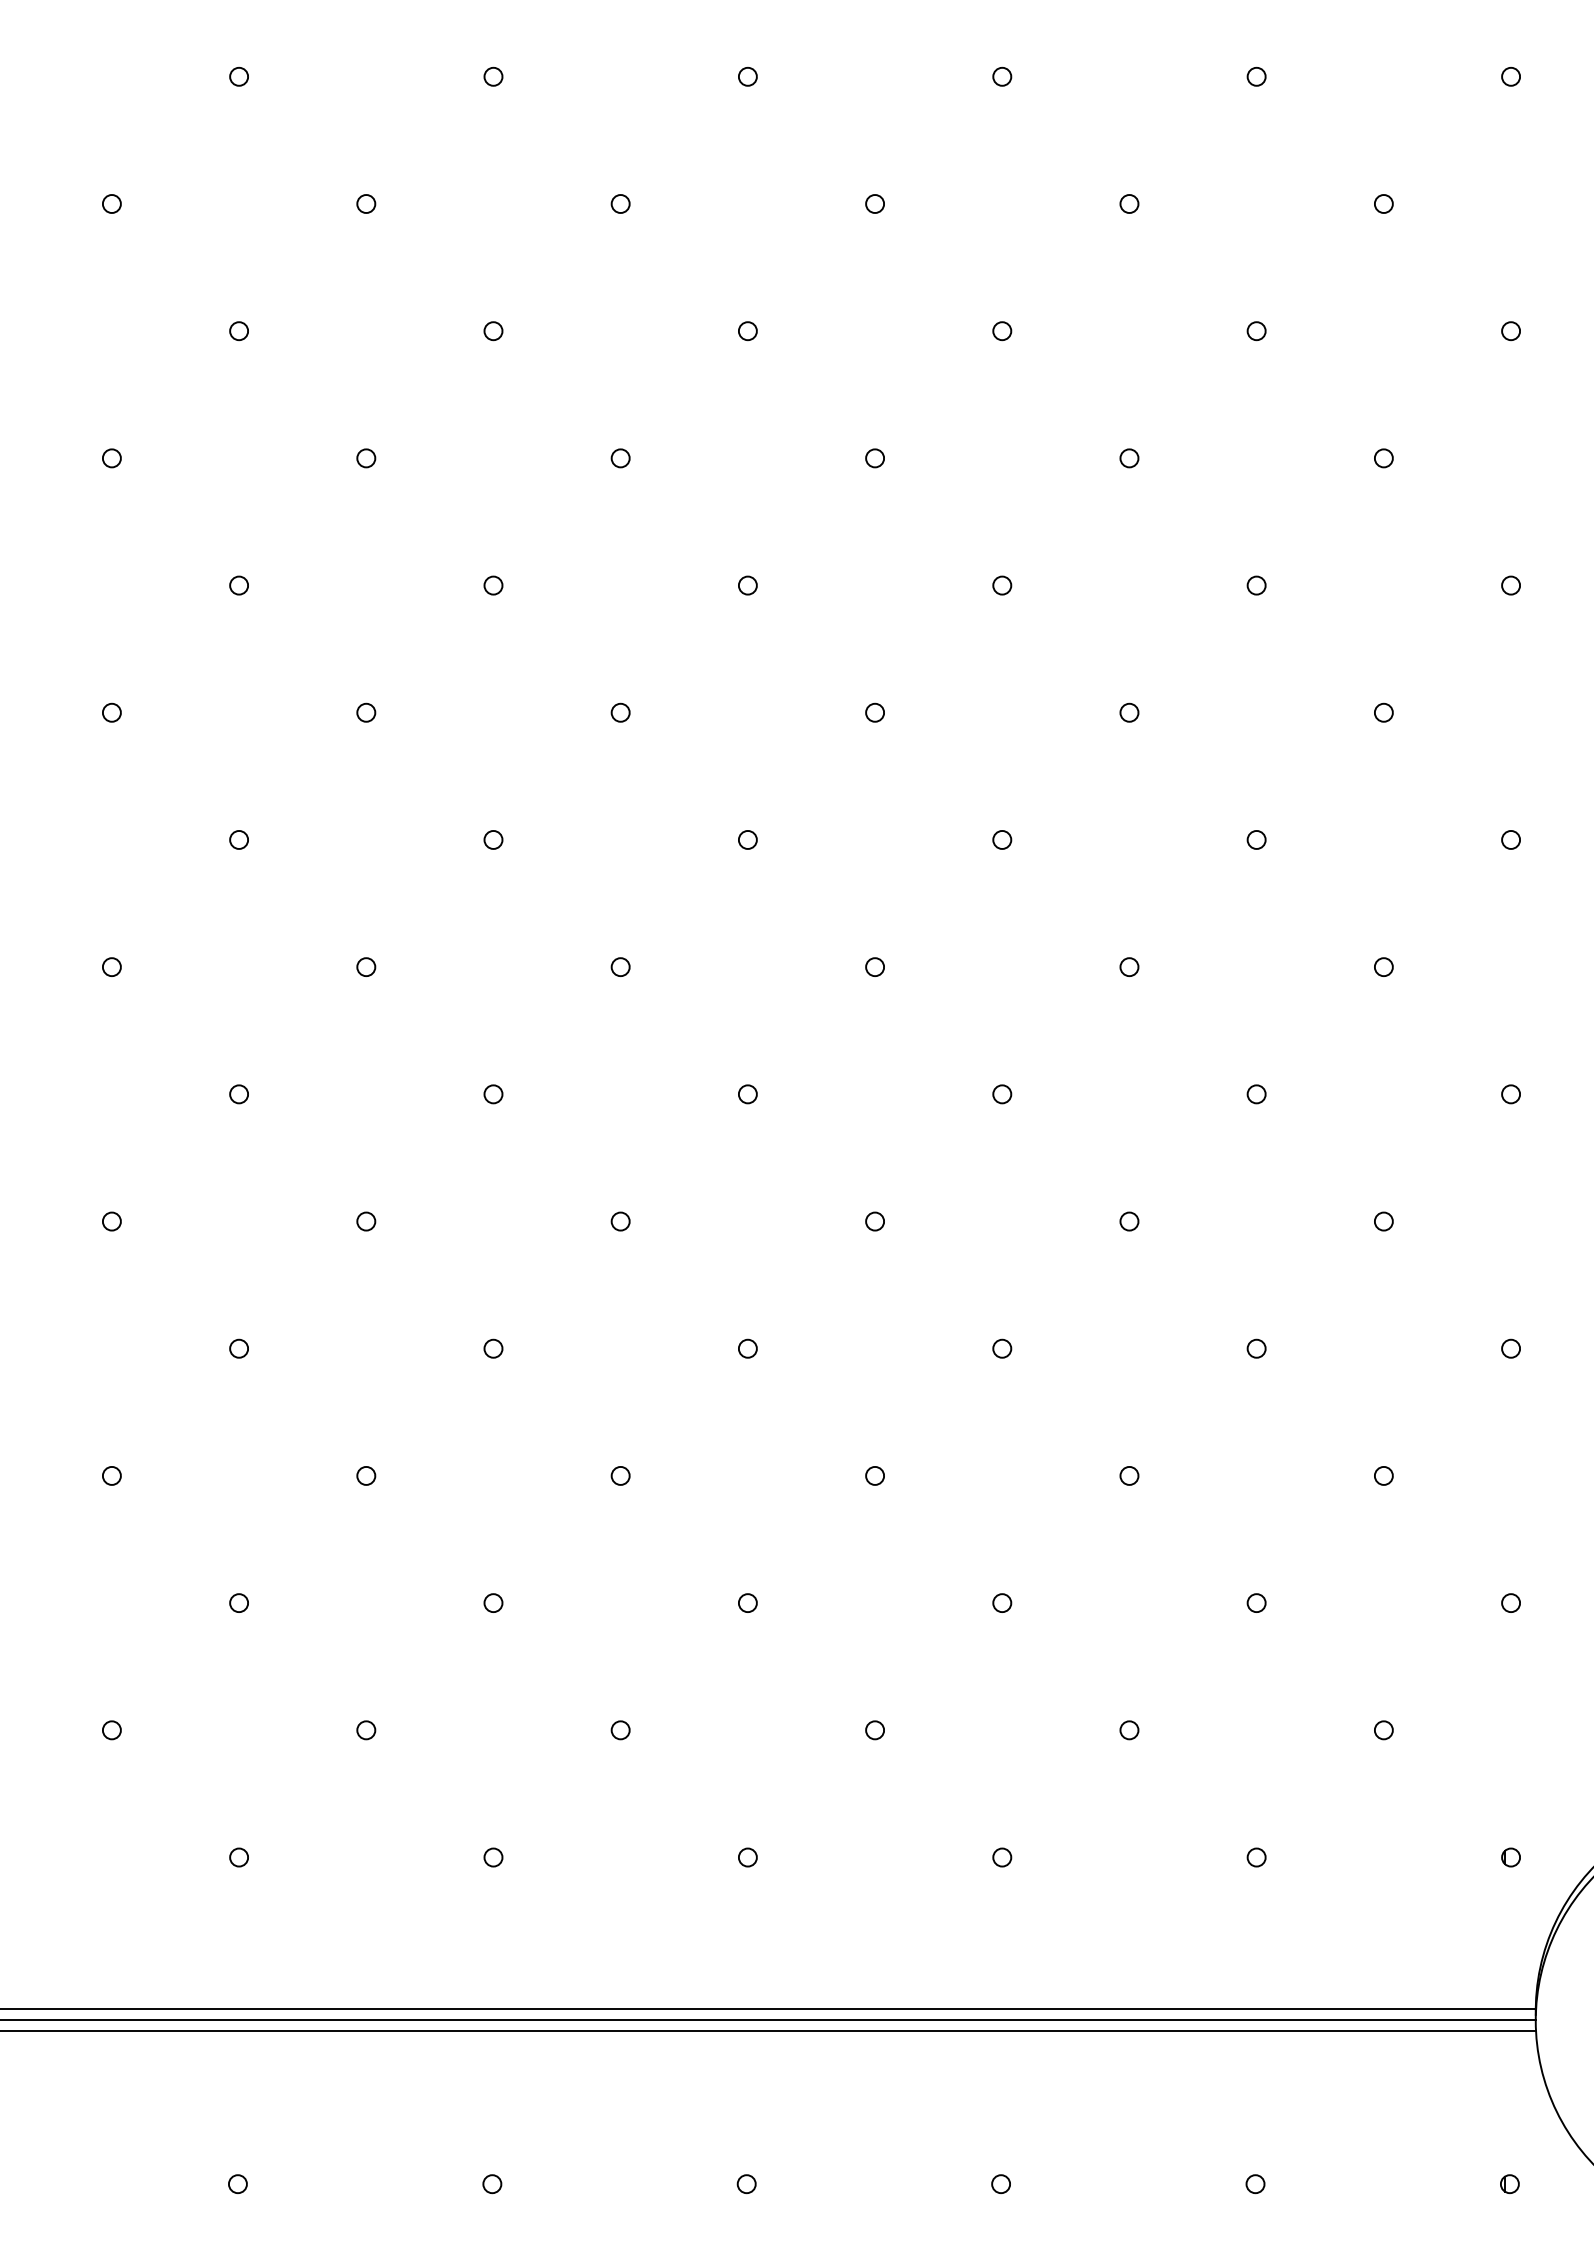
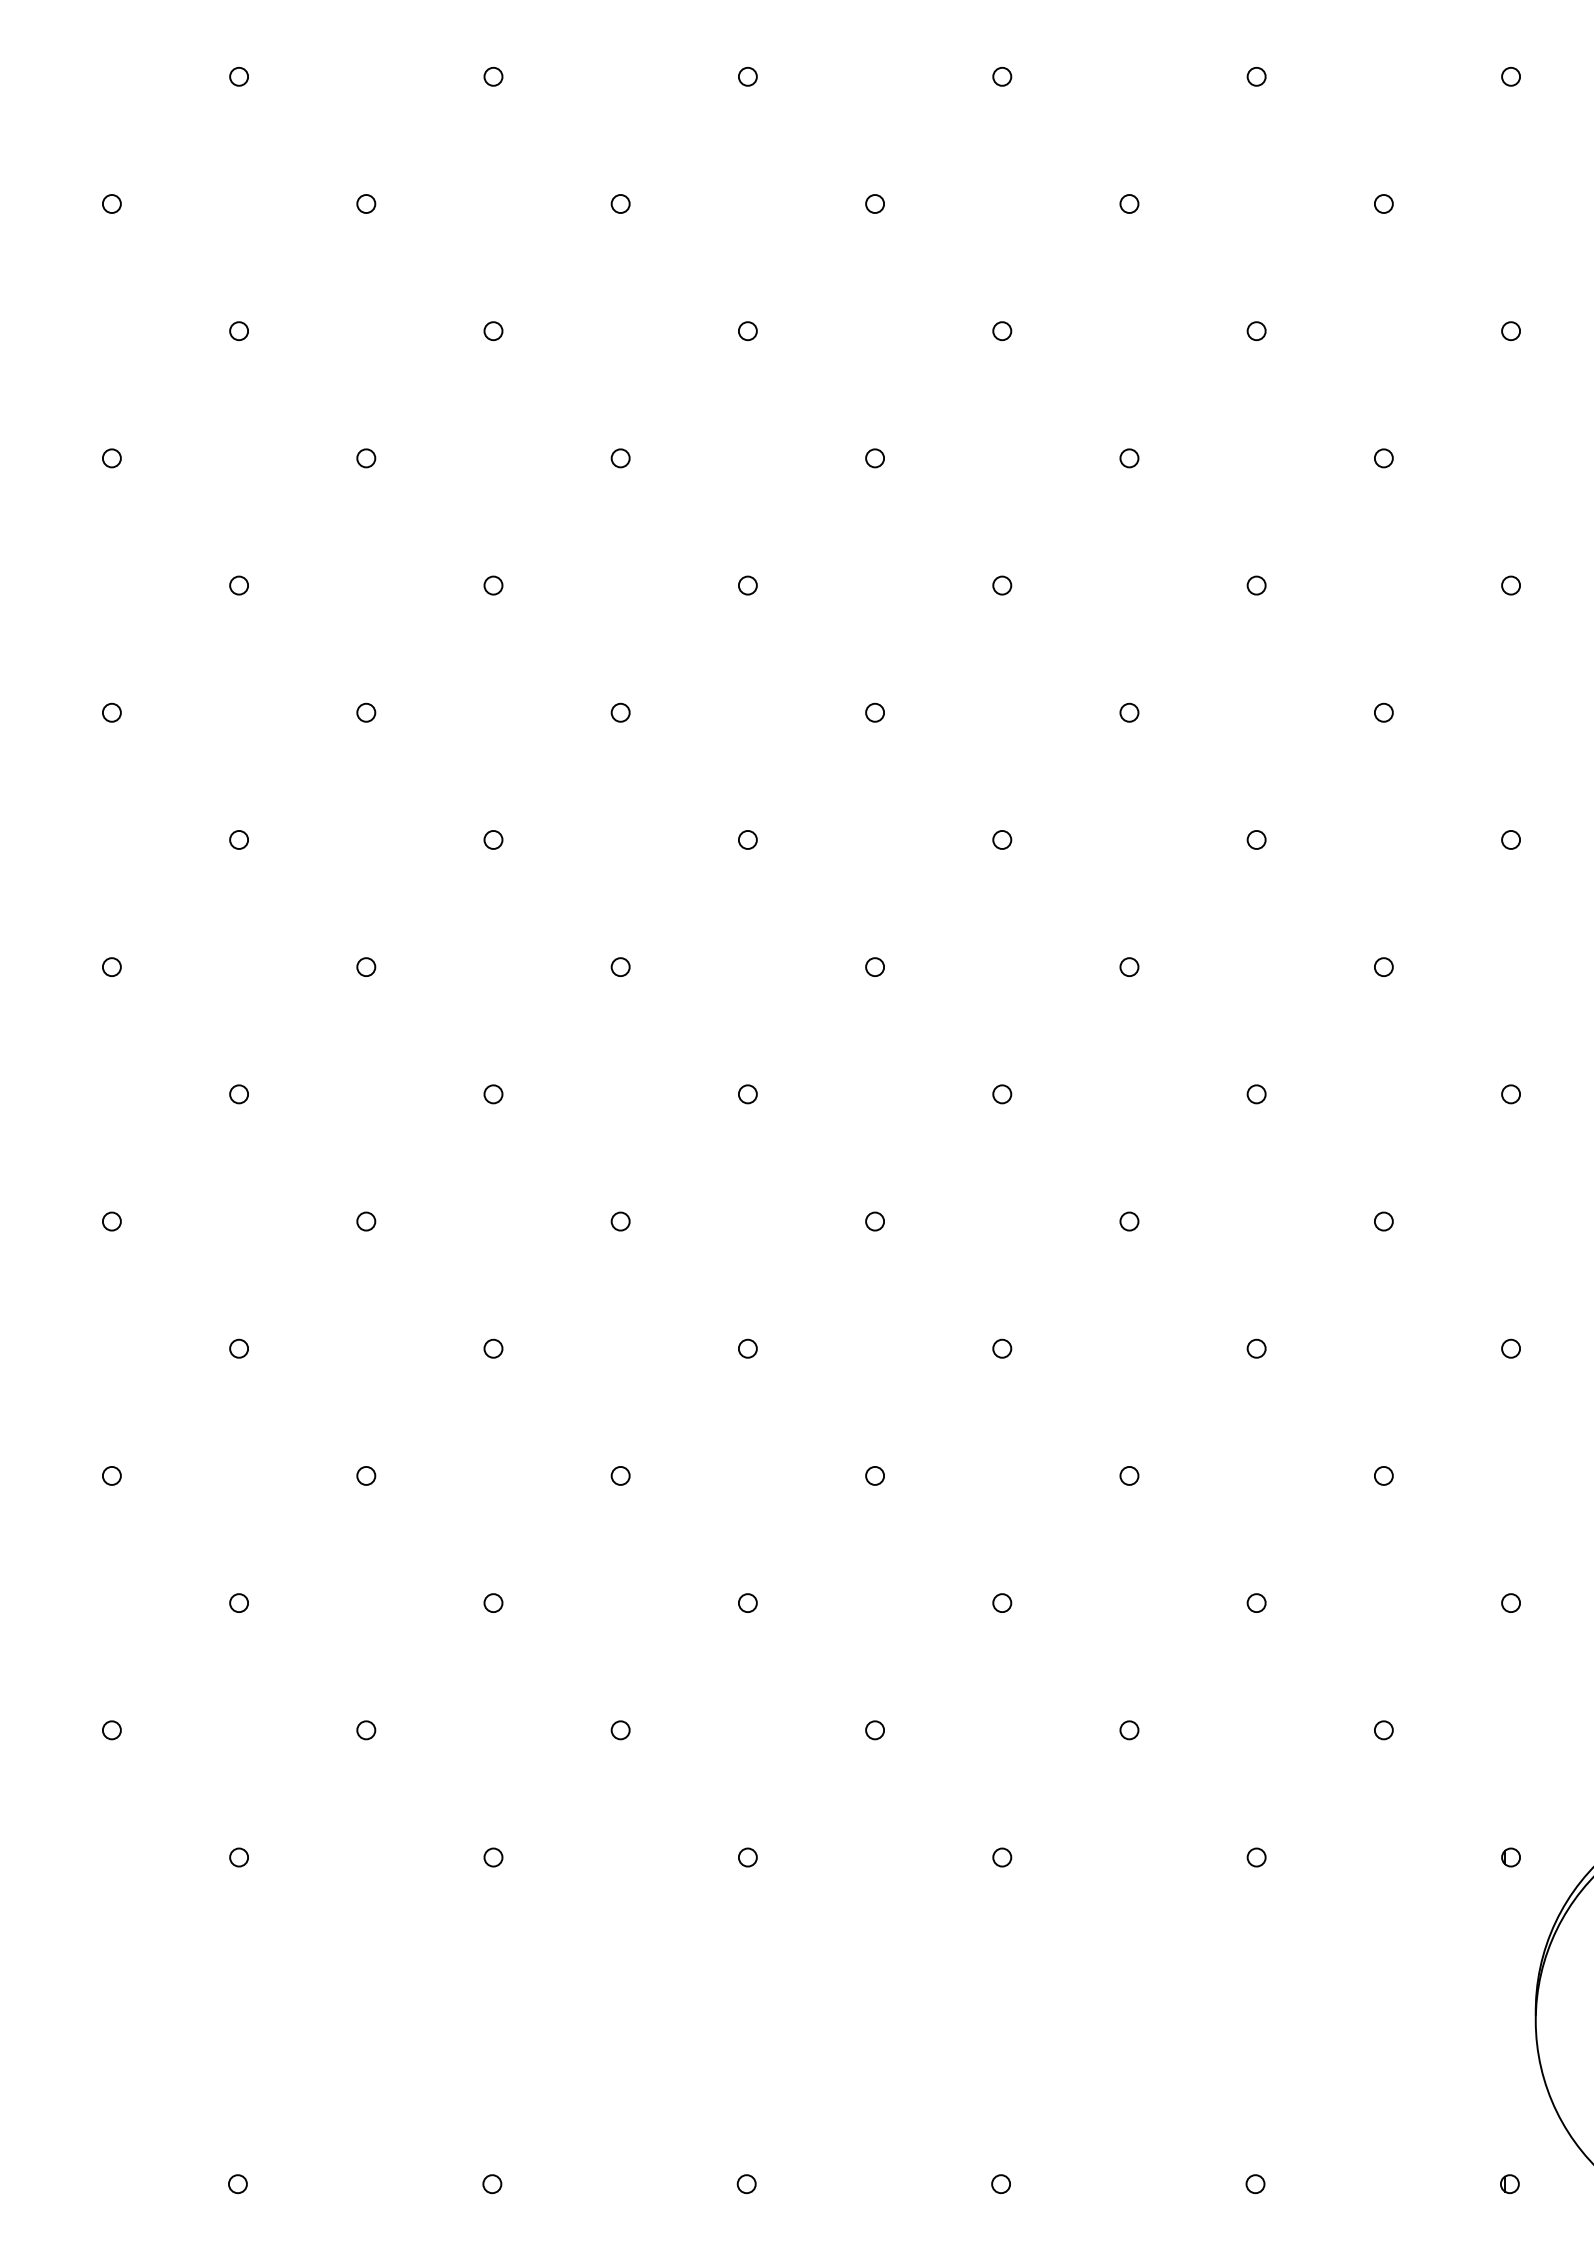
line: present -> none (768, 2008)
line: present -> none (768, 2019)
line: present -> none (768, 2030)
